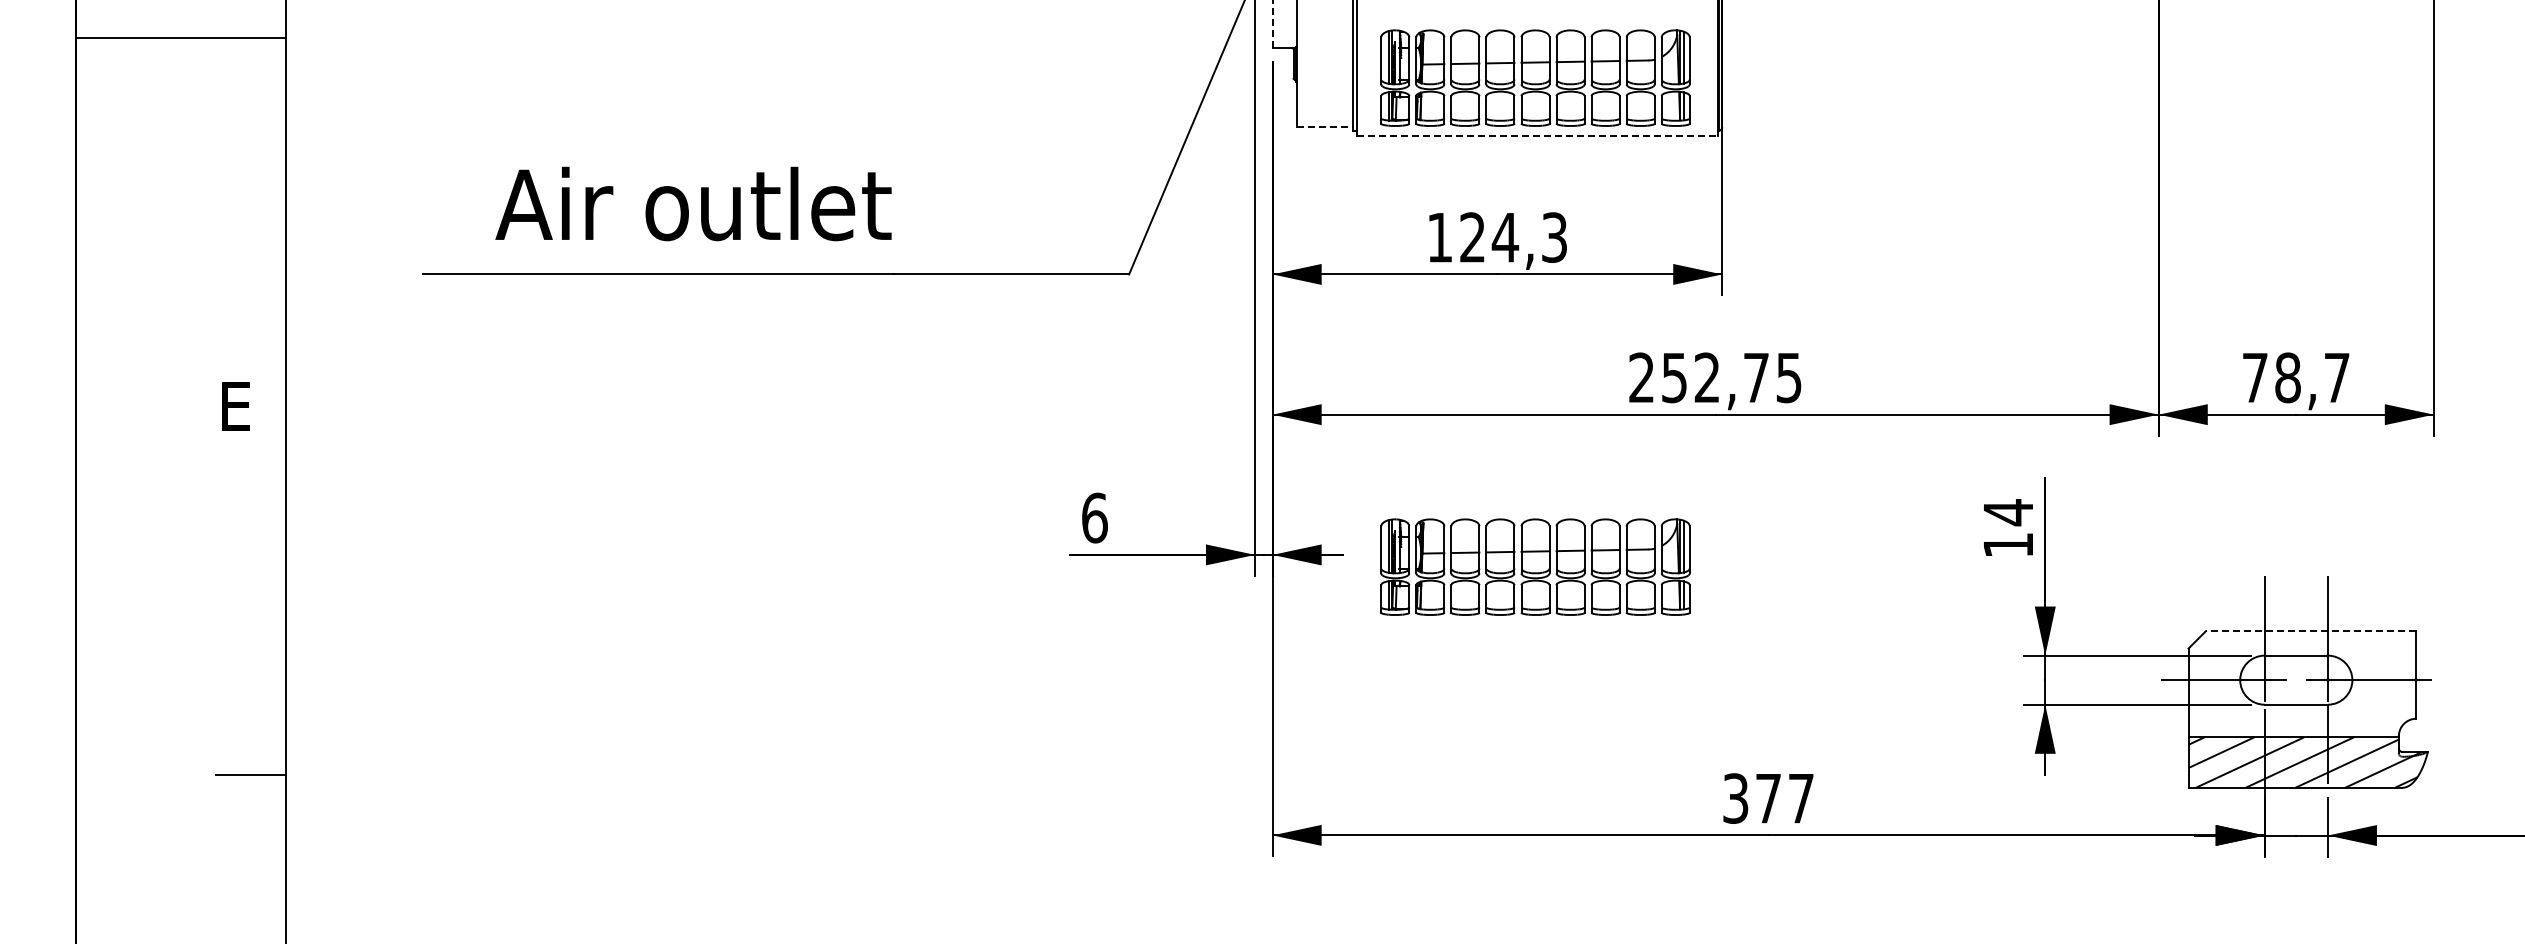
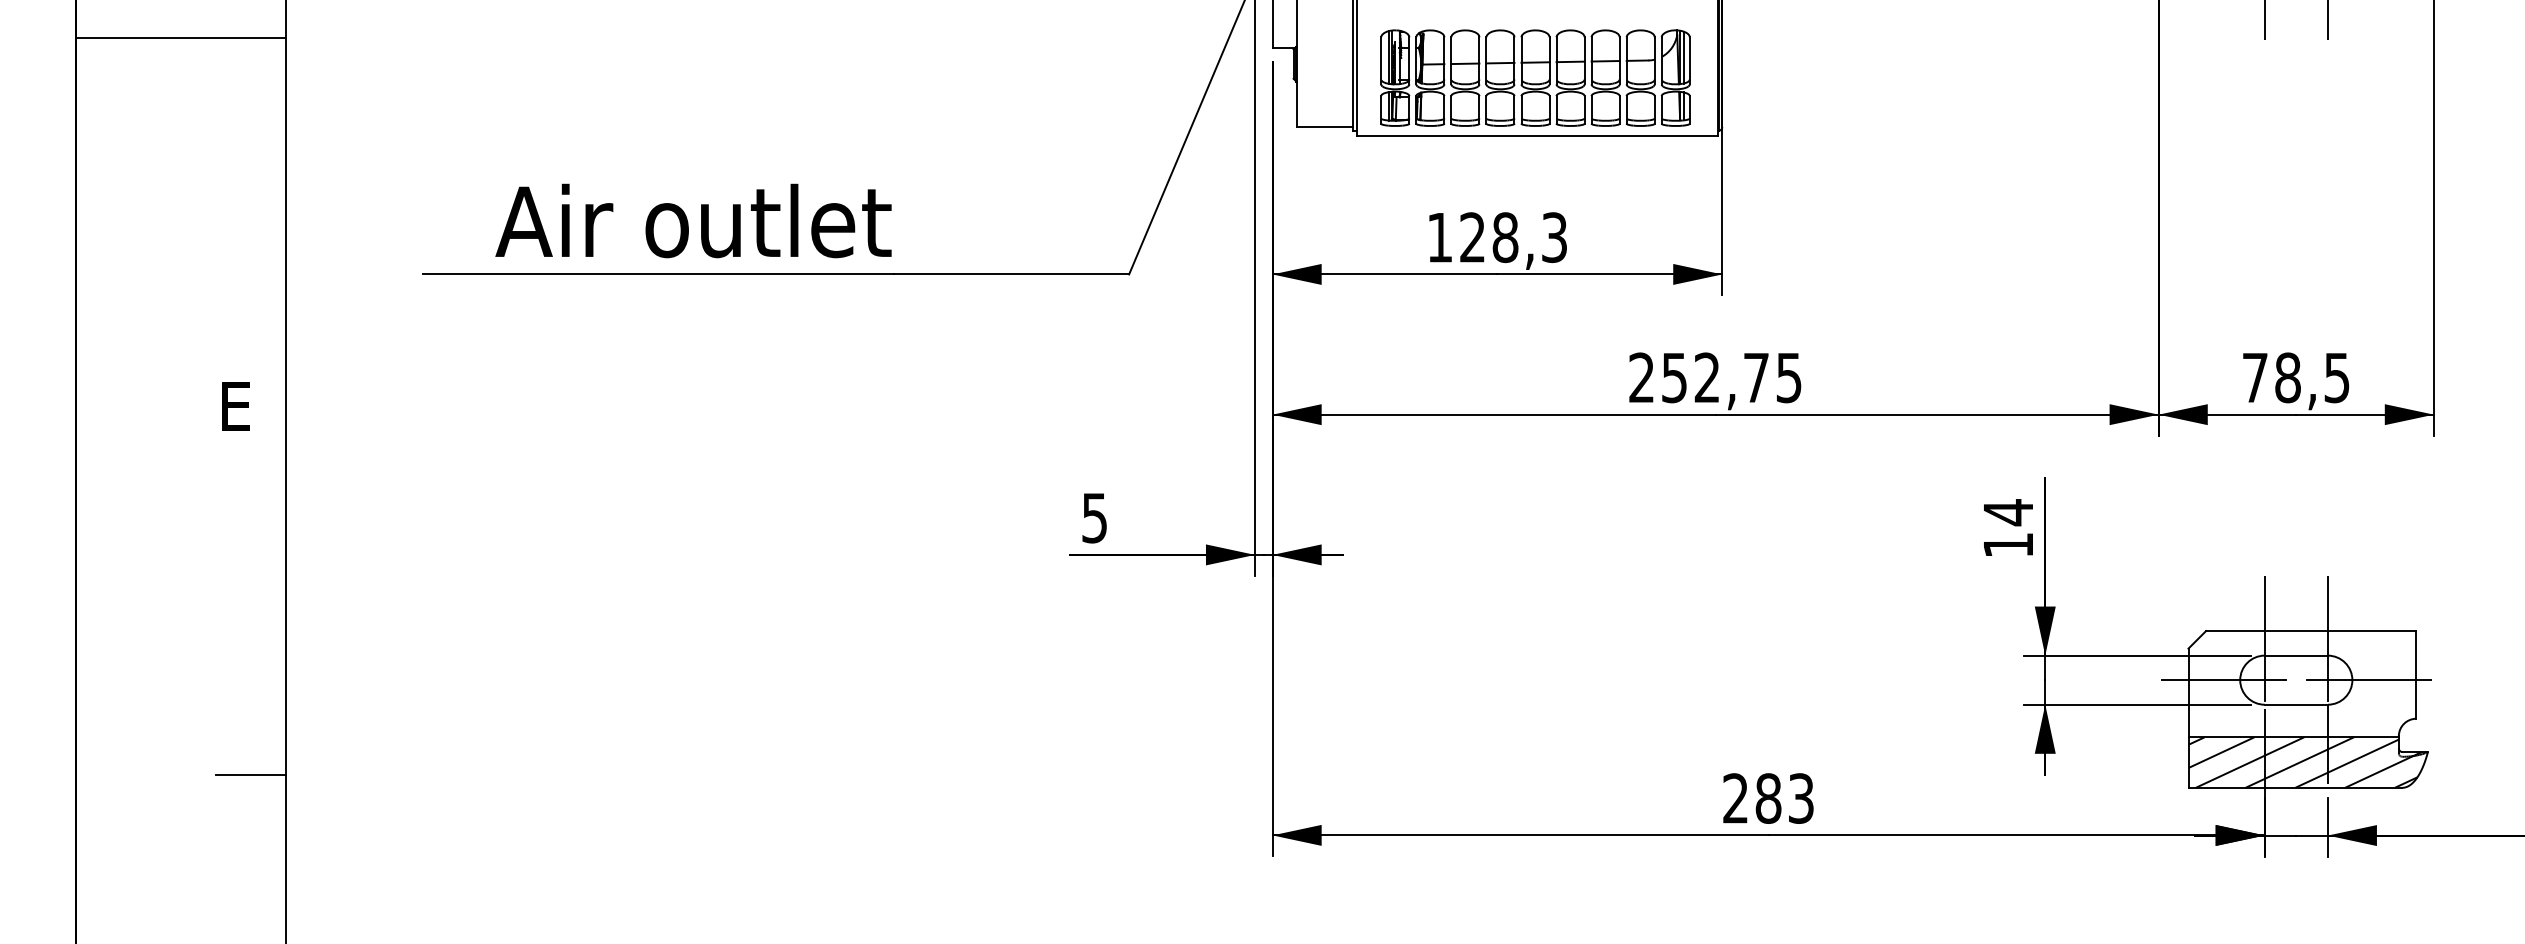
line: none -> present (2264, 20)
line: none -> present (2327, 20)
line: dashed -> solid (1272, 24)
line: dashed -> solid (1325, 127)
line: dashed -> solid (1537, 135)
text position: (693, 203) -> (693, 220) (693, 220)
text: 124,3 -> 128,3 (1505, 237)
text: 78,7 -> 78,5 (2336, 378)
text: 6 -> 5 (1094, 517)
part: present -> none (1535, 566)
line: dashed -> solid (2310, 631)
text: 377 -> 283 (1768, 798)
